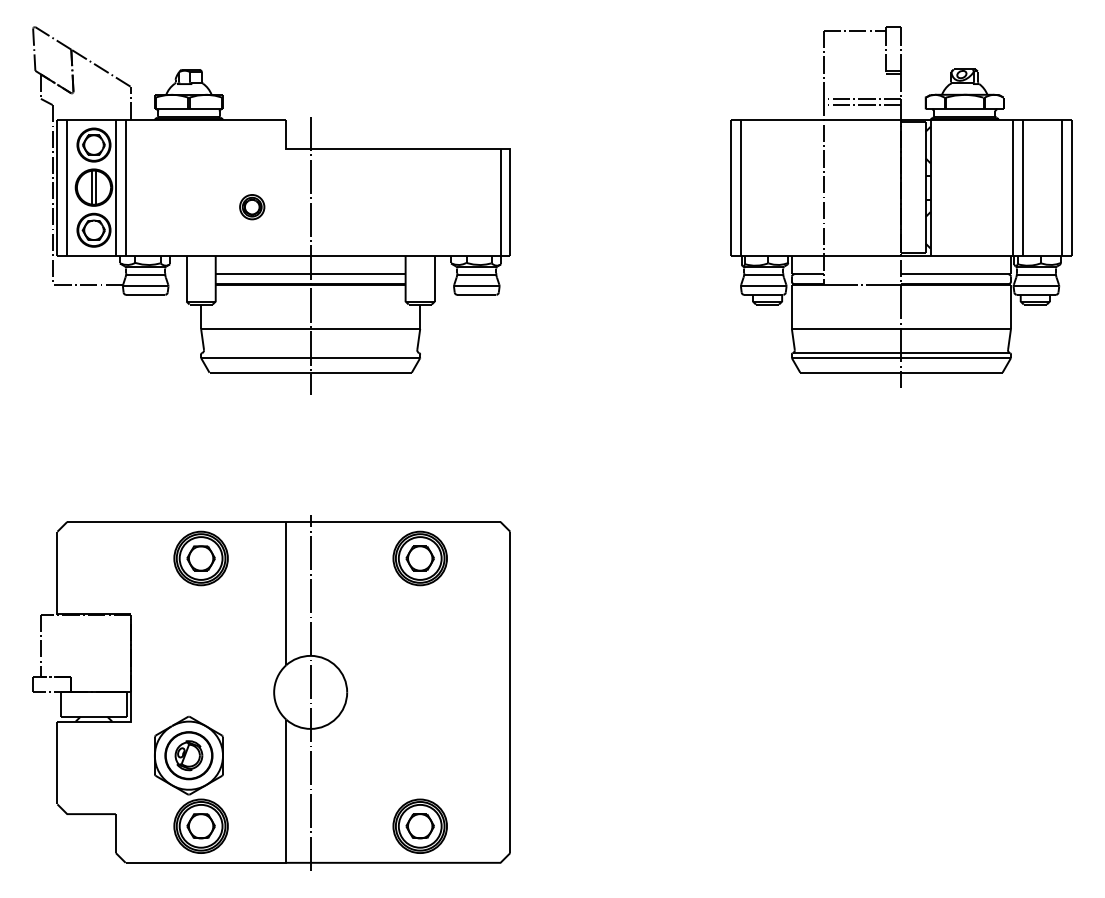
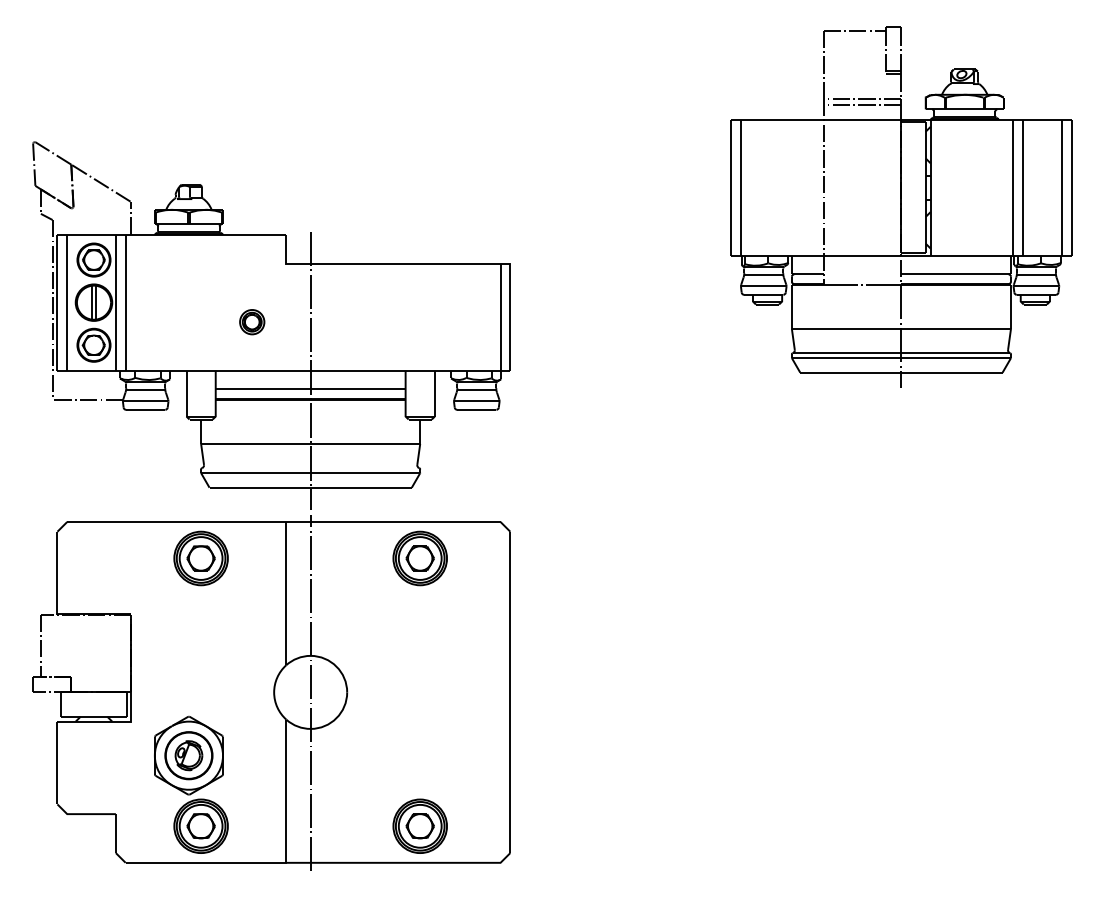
part position: (271, 210) -> (271, 325) (271, 325)
